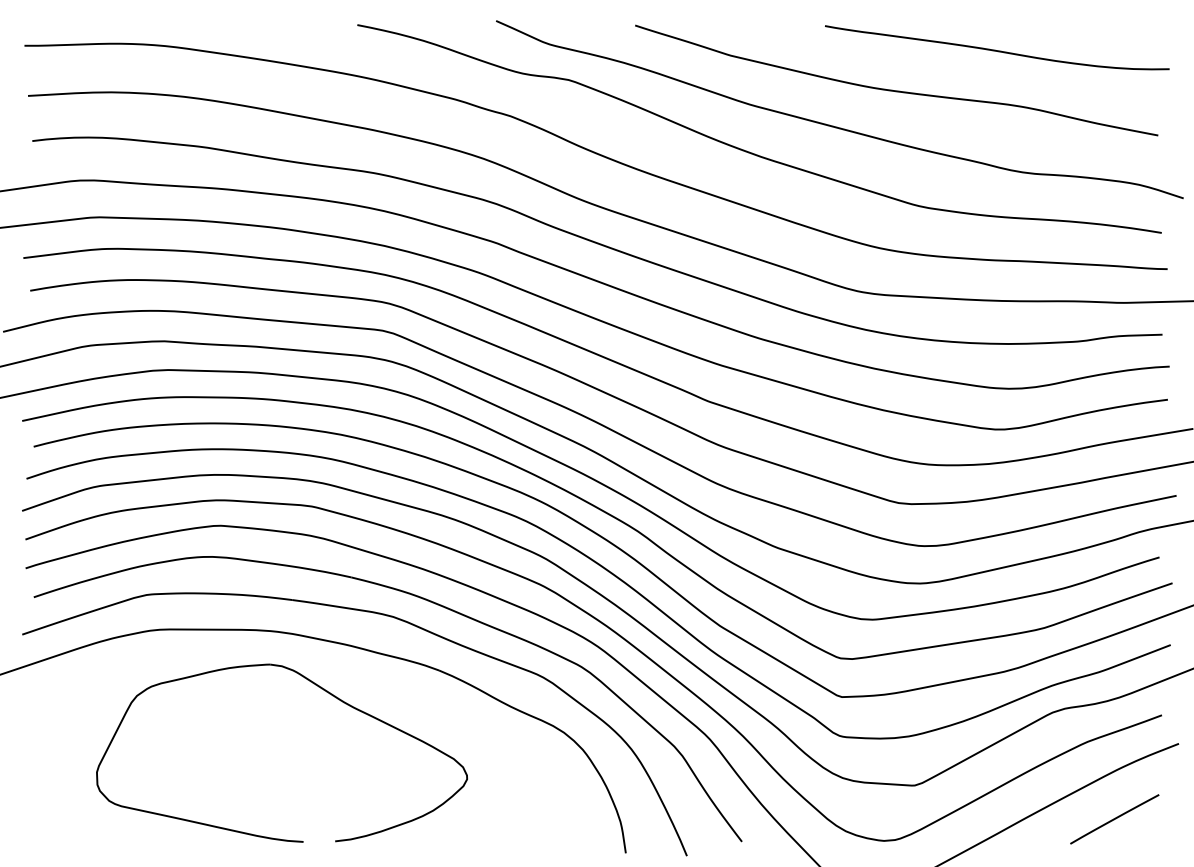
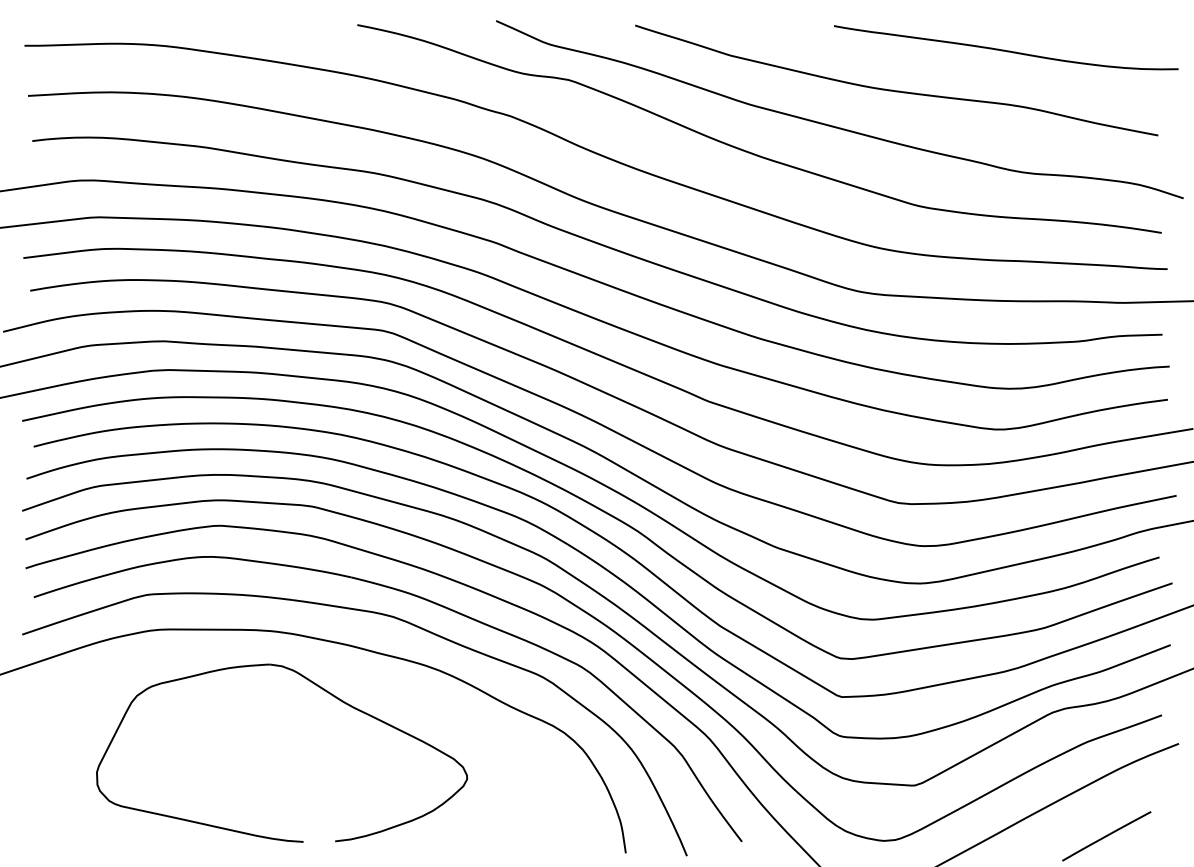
curve position: (995, 49) -> (1004, 49) (1004, 49)
line position: (1114, 819) -> (1106, 836) (1106, 836)
